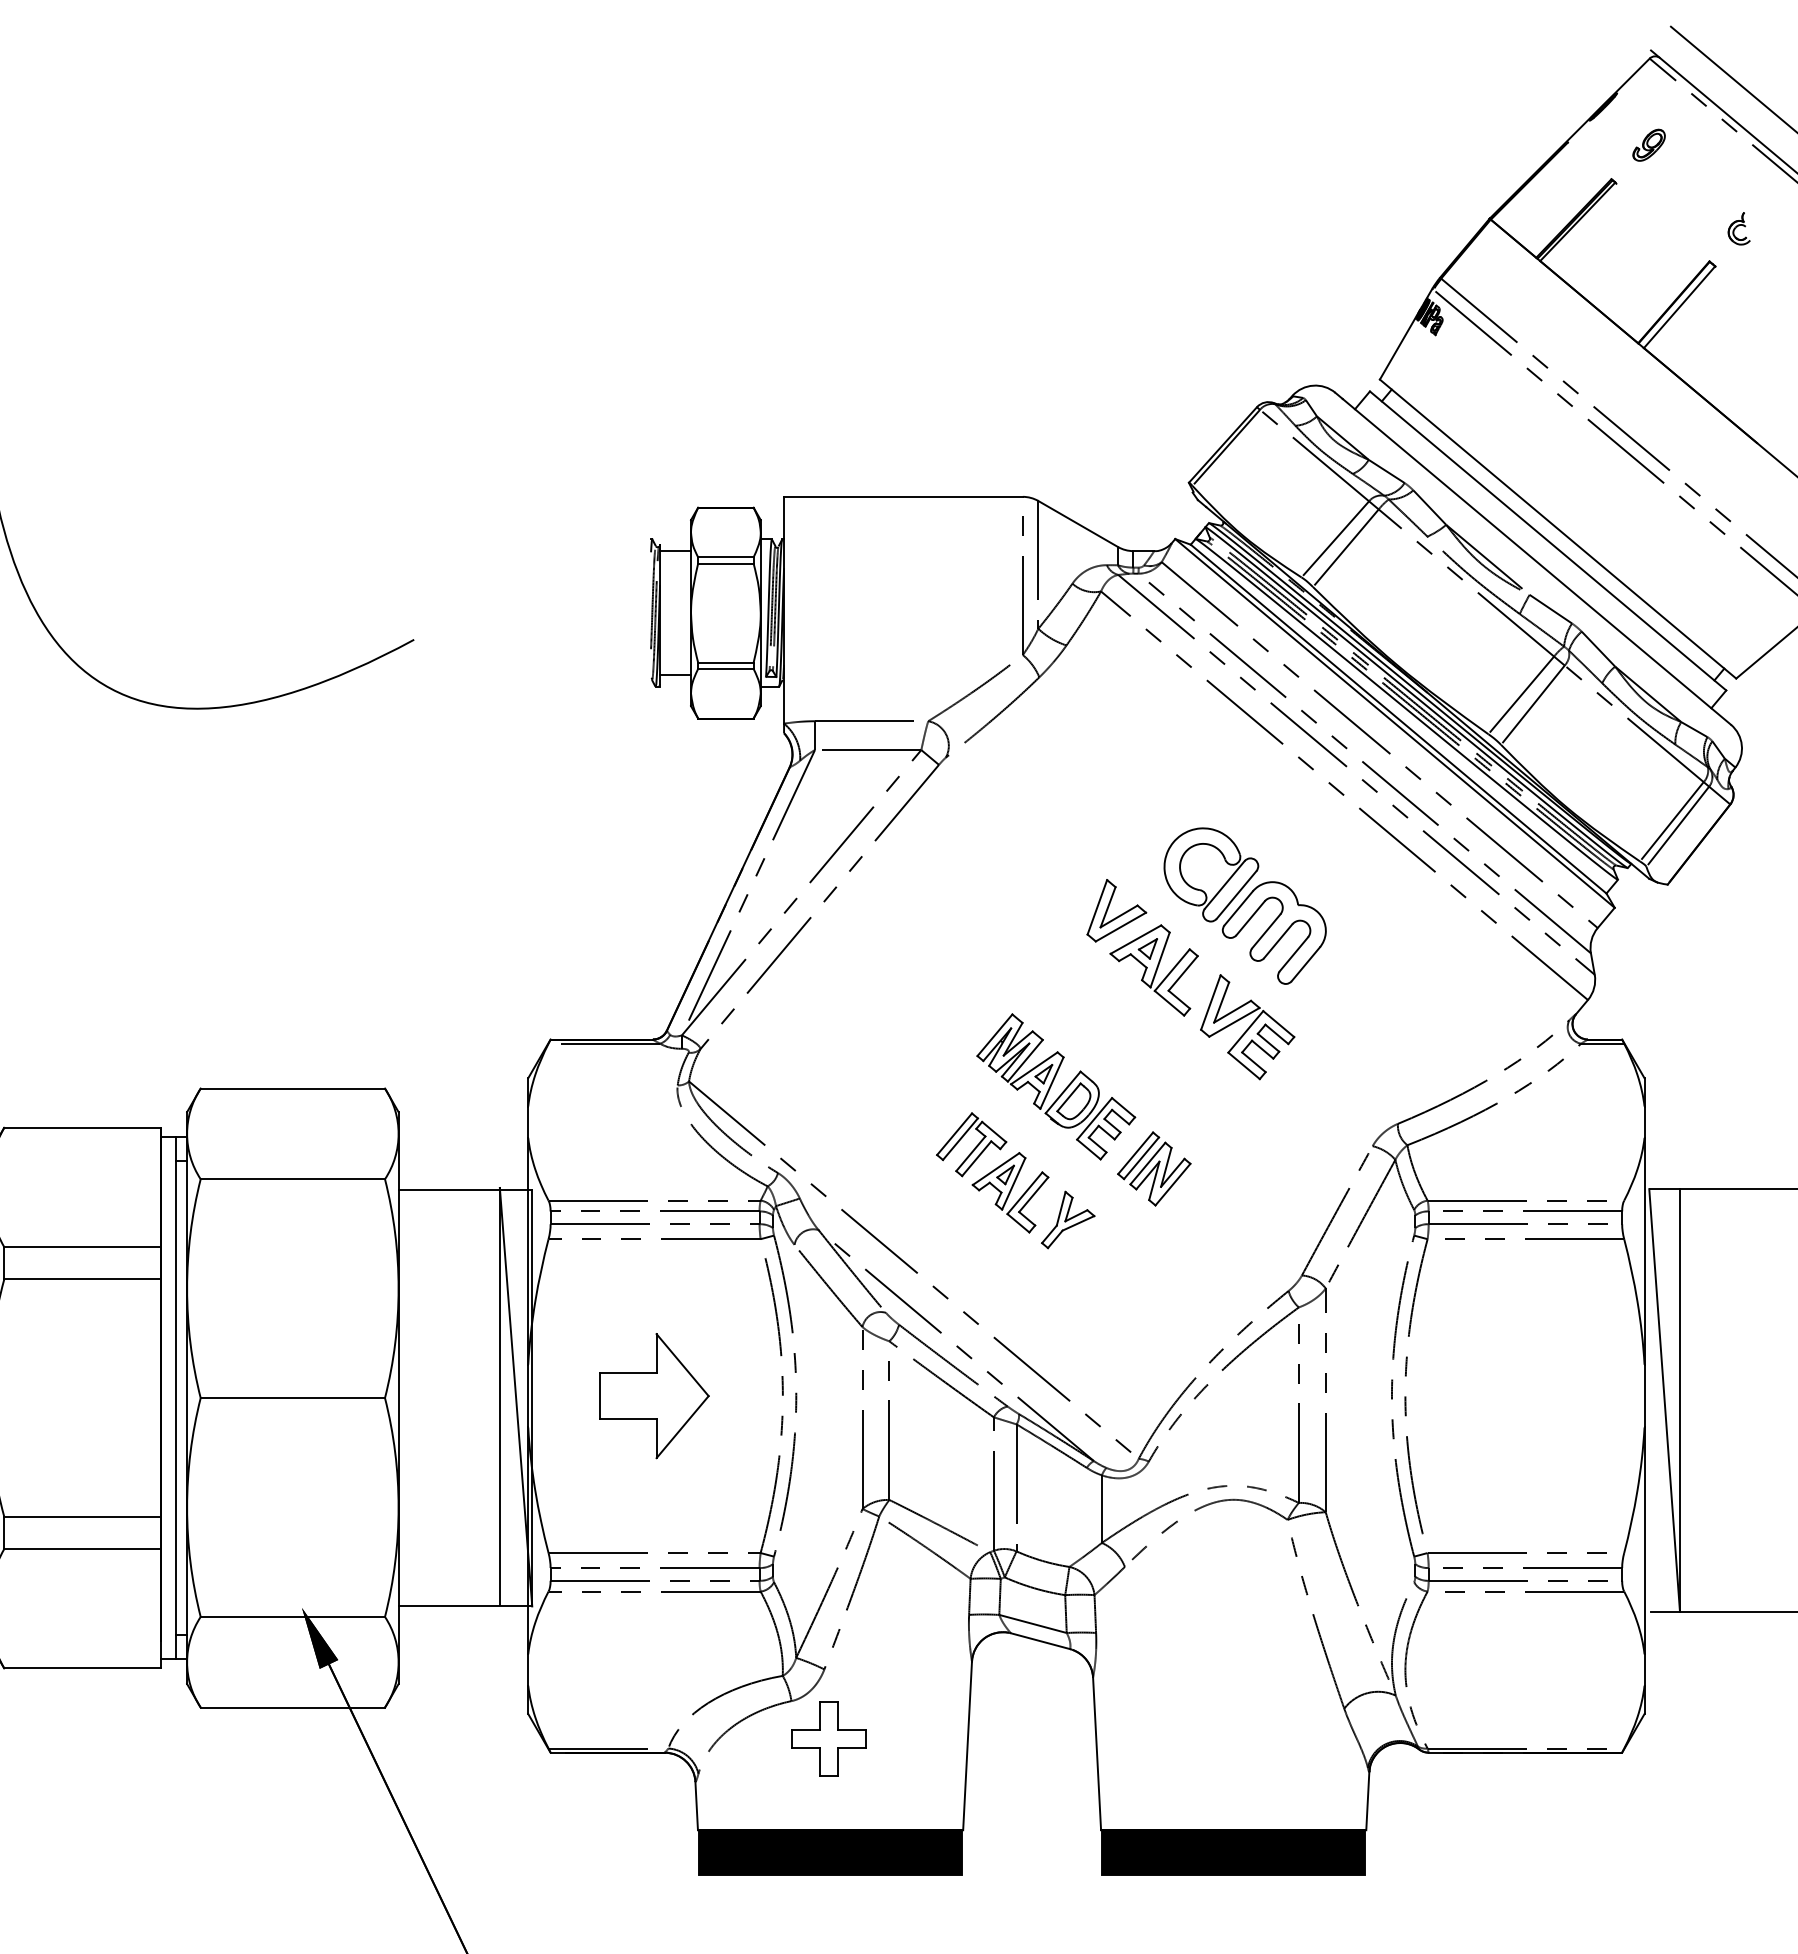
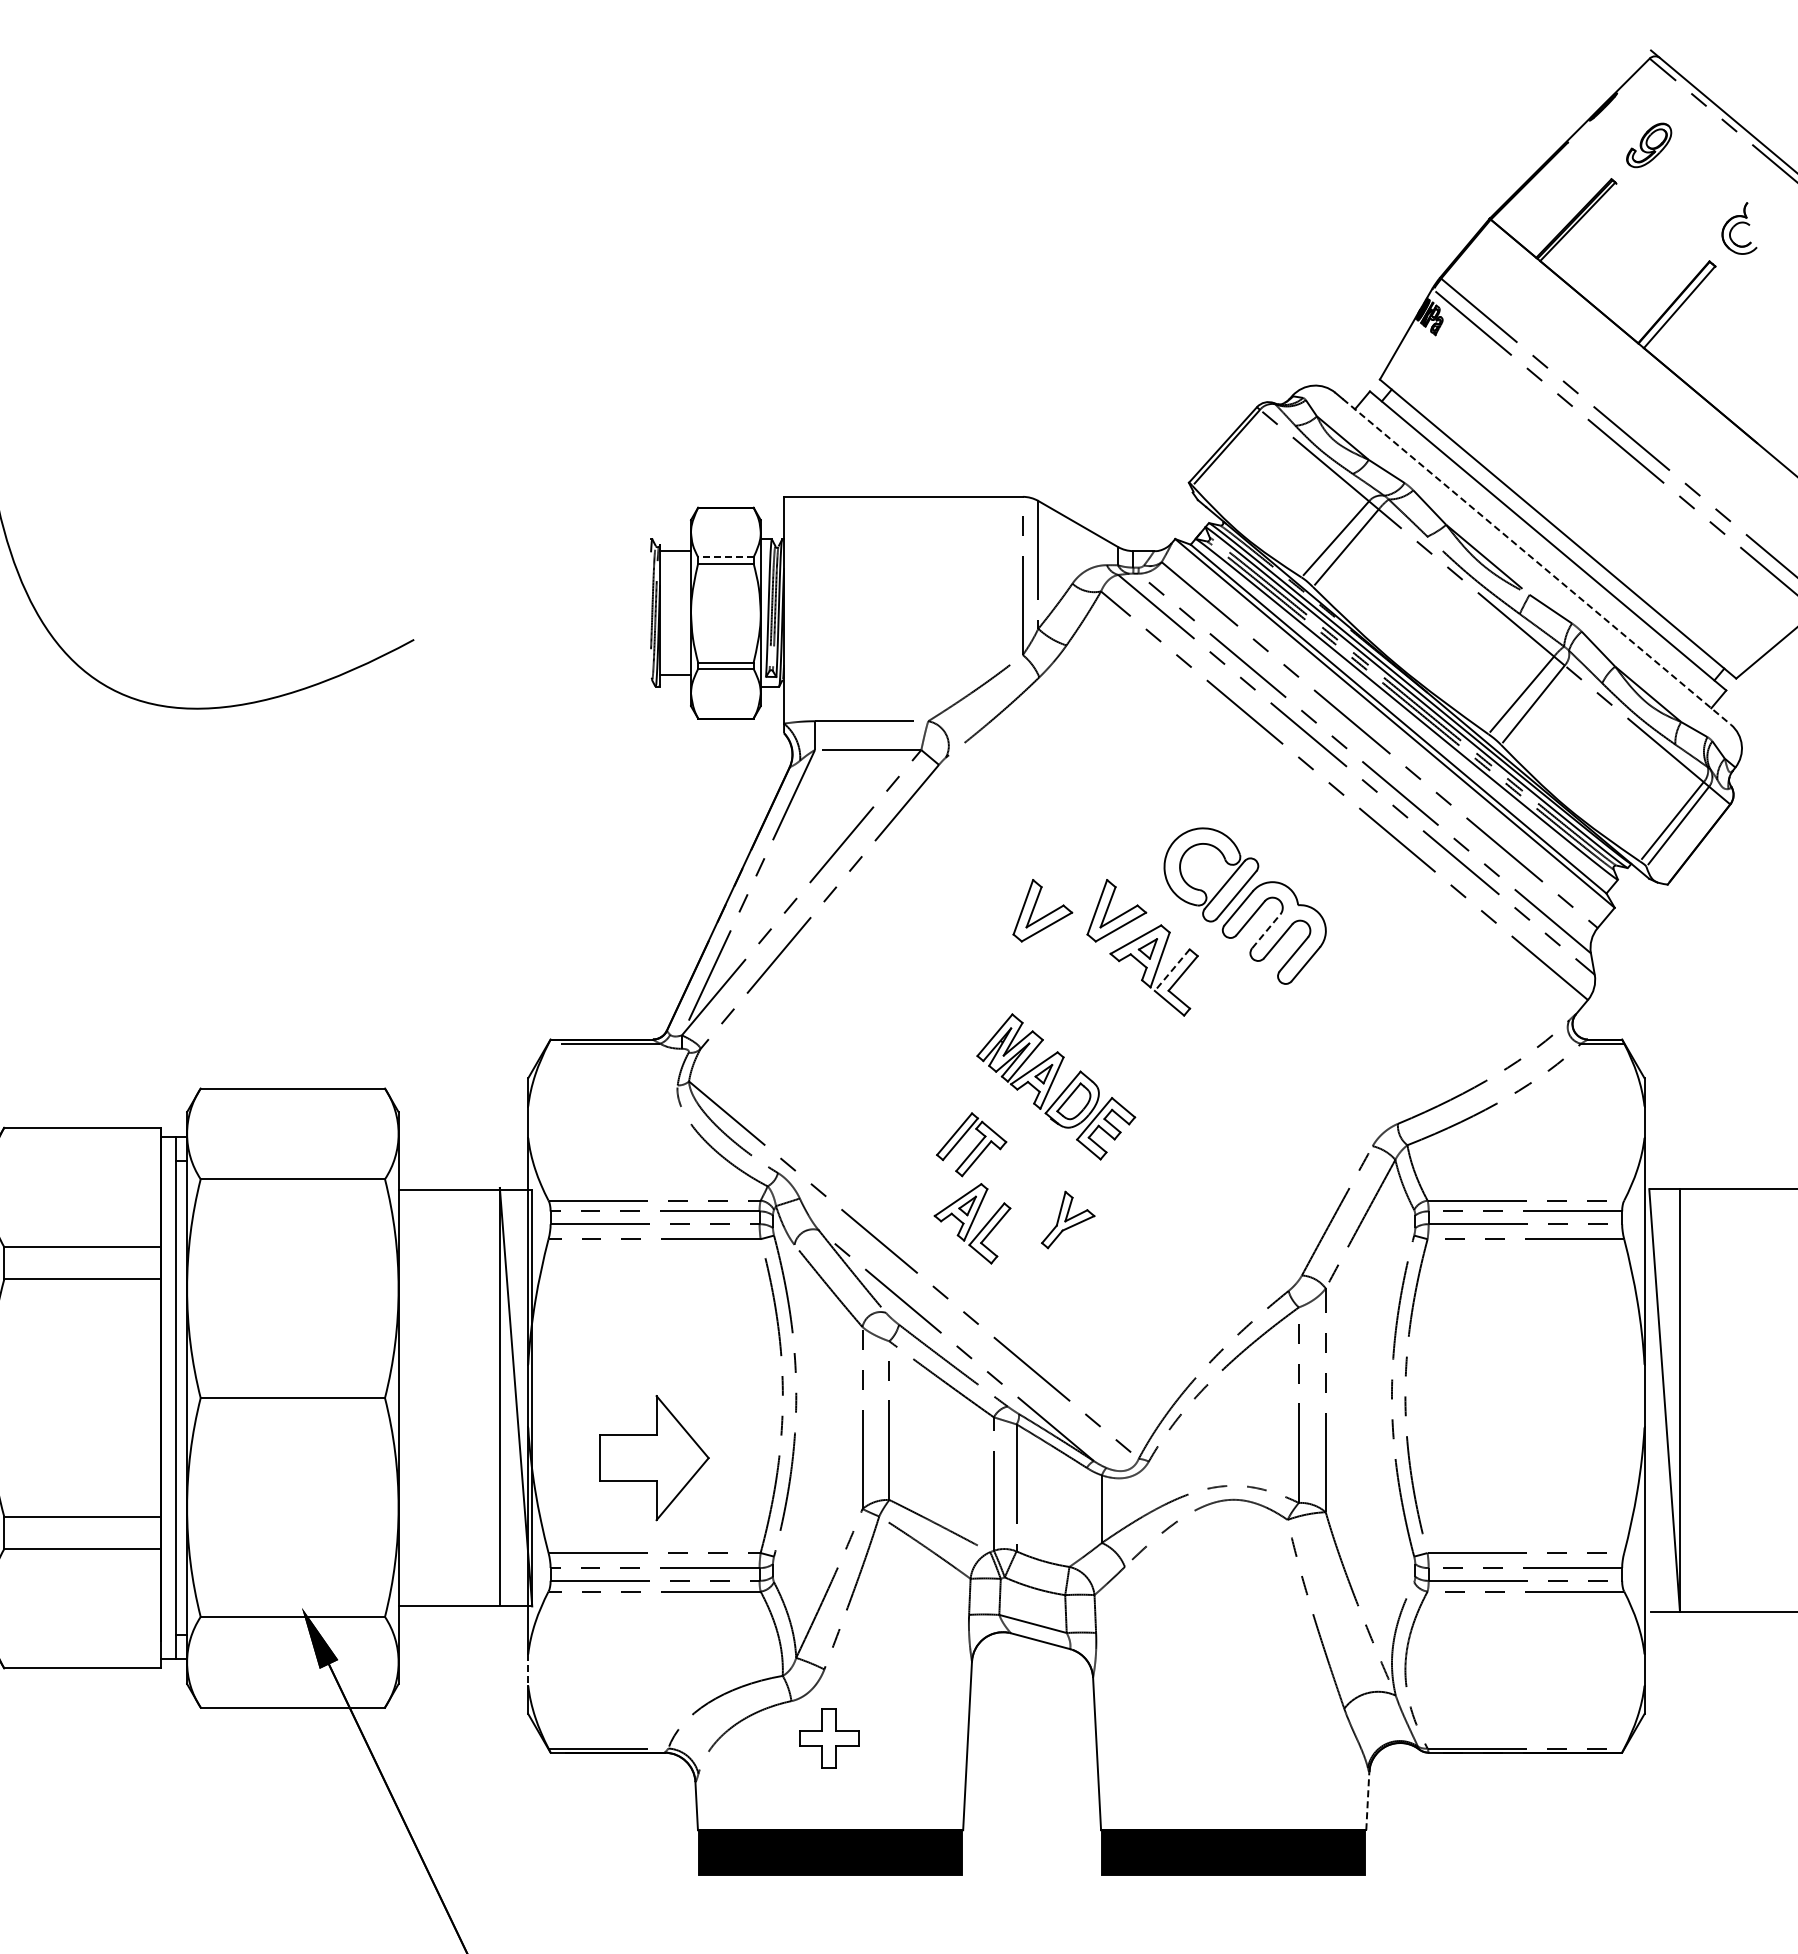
line: present -> none (1732, 78)
part size: 34x34 px -> 47x47 px (1649, 145)
part size: 24x34 px -> 37x53 px (1739, 228)
line: solid -> dashed (725, 557)
line: solid -> dashed (1537, 562)
part: none -> present (1042, 910)
line: solid -> dashed (1266, 930)
line: solid -> dashed (1171, 970)
part: present -> none (1247, 1027)
part: present -> none (1154, 1168)
part position: (1010, 1192) -> (972, 1223) (972, 1223)
part position: (654, 1396) -> (654, 1458) (654, 1458)
line: solid -> dashed (528, 1670)
part size: 76x76 px -> 61x61 px (829, 1738)
line: solid -> dashed (1367, 1800)
